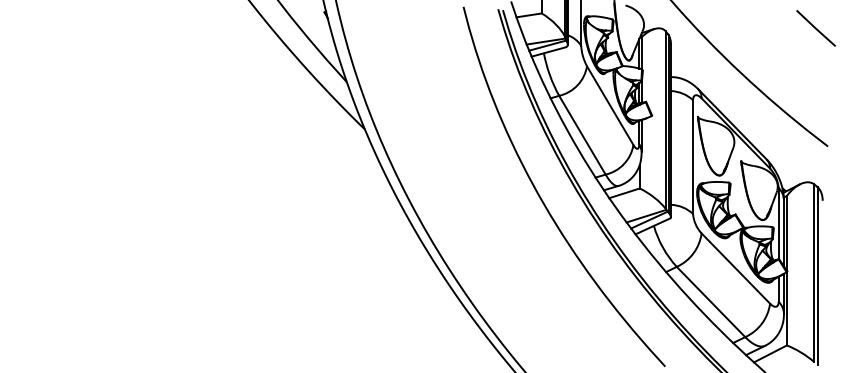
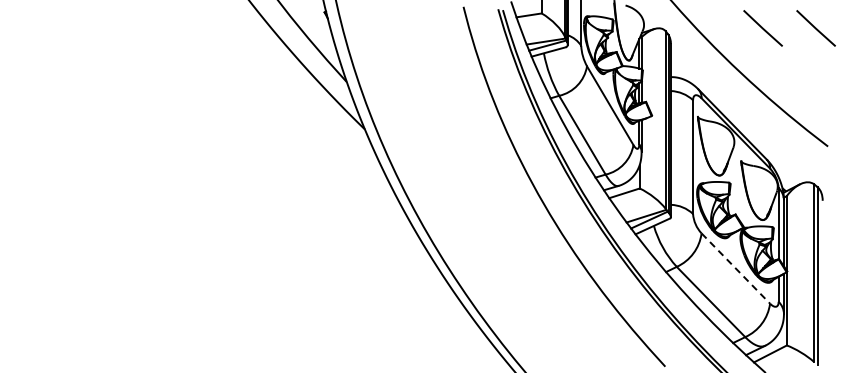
line: none -> present (762, 28)
line: solid -> dashed (736, 268)
